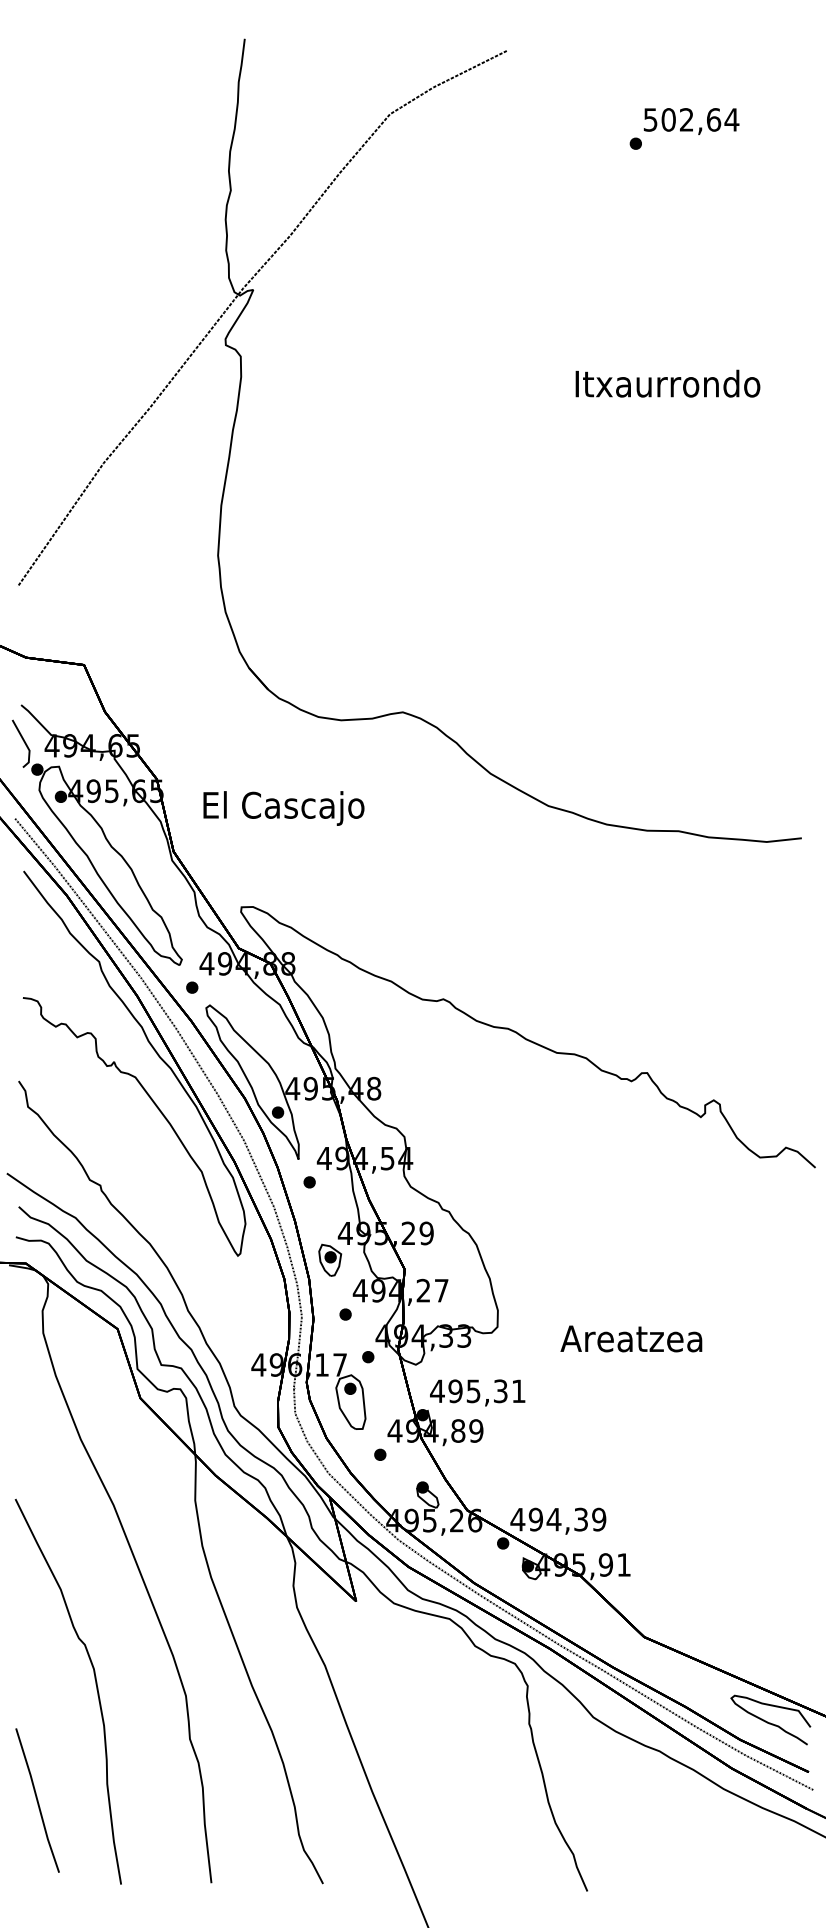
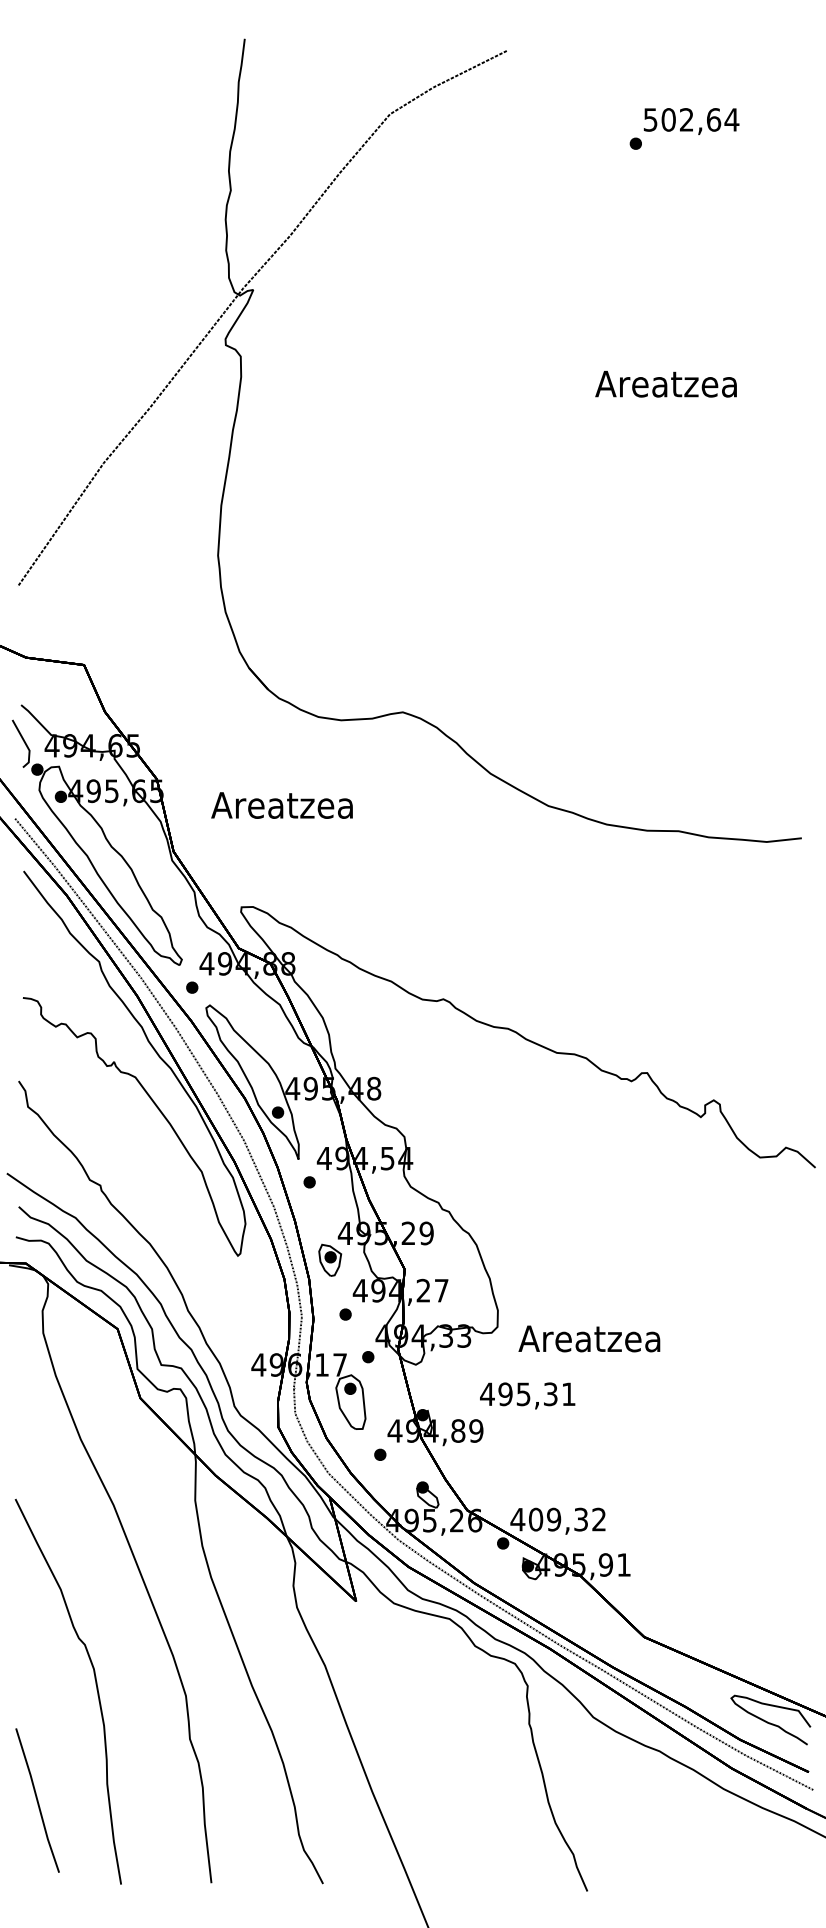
text: Itxaurrondo -> Areatzea (667, 383)
text: El Cascajo -> Areatzea (283, 808)
text position: (631, 1338) -> (589, 1338) (589, 1338)
text position: (477, 1392) -> (527, 1395) (527, 1395)
text: 494,39 -> 409,32 (567, 1519)
